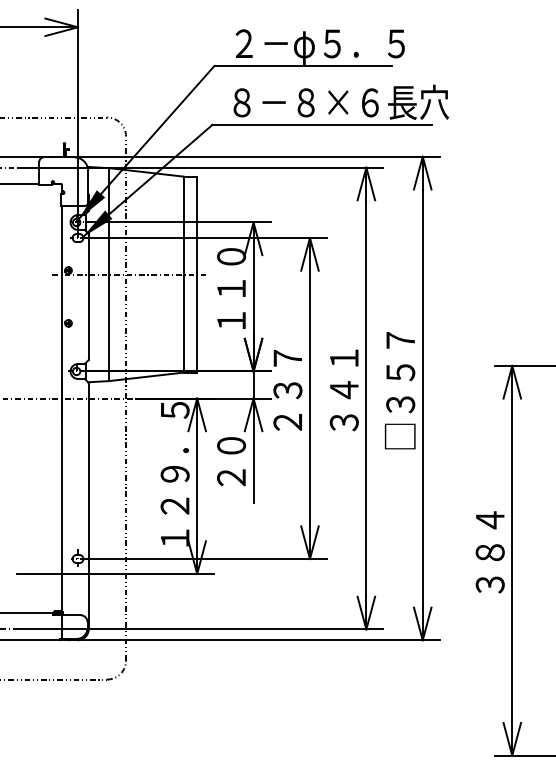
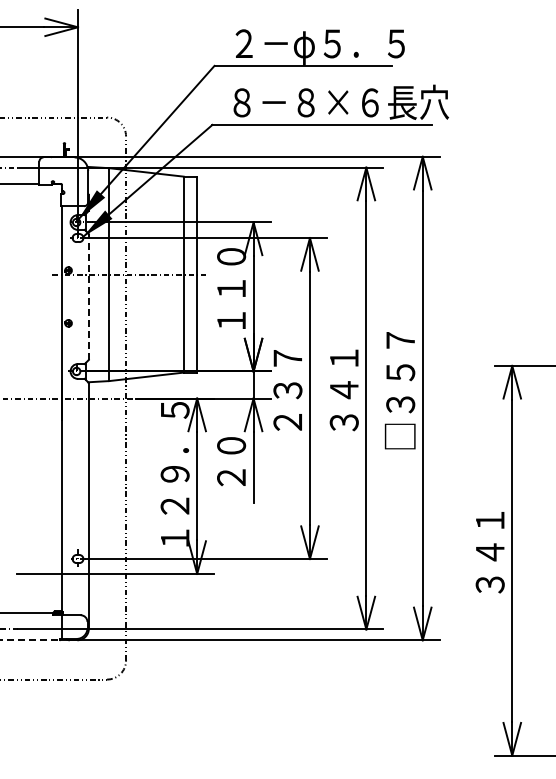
line: solid -> dashed (88, 296)
text: ３８４ -> ３４１ (489, 536)
line: solid -> dashed (30, 640)
